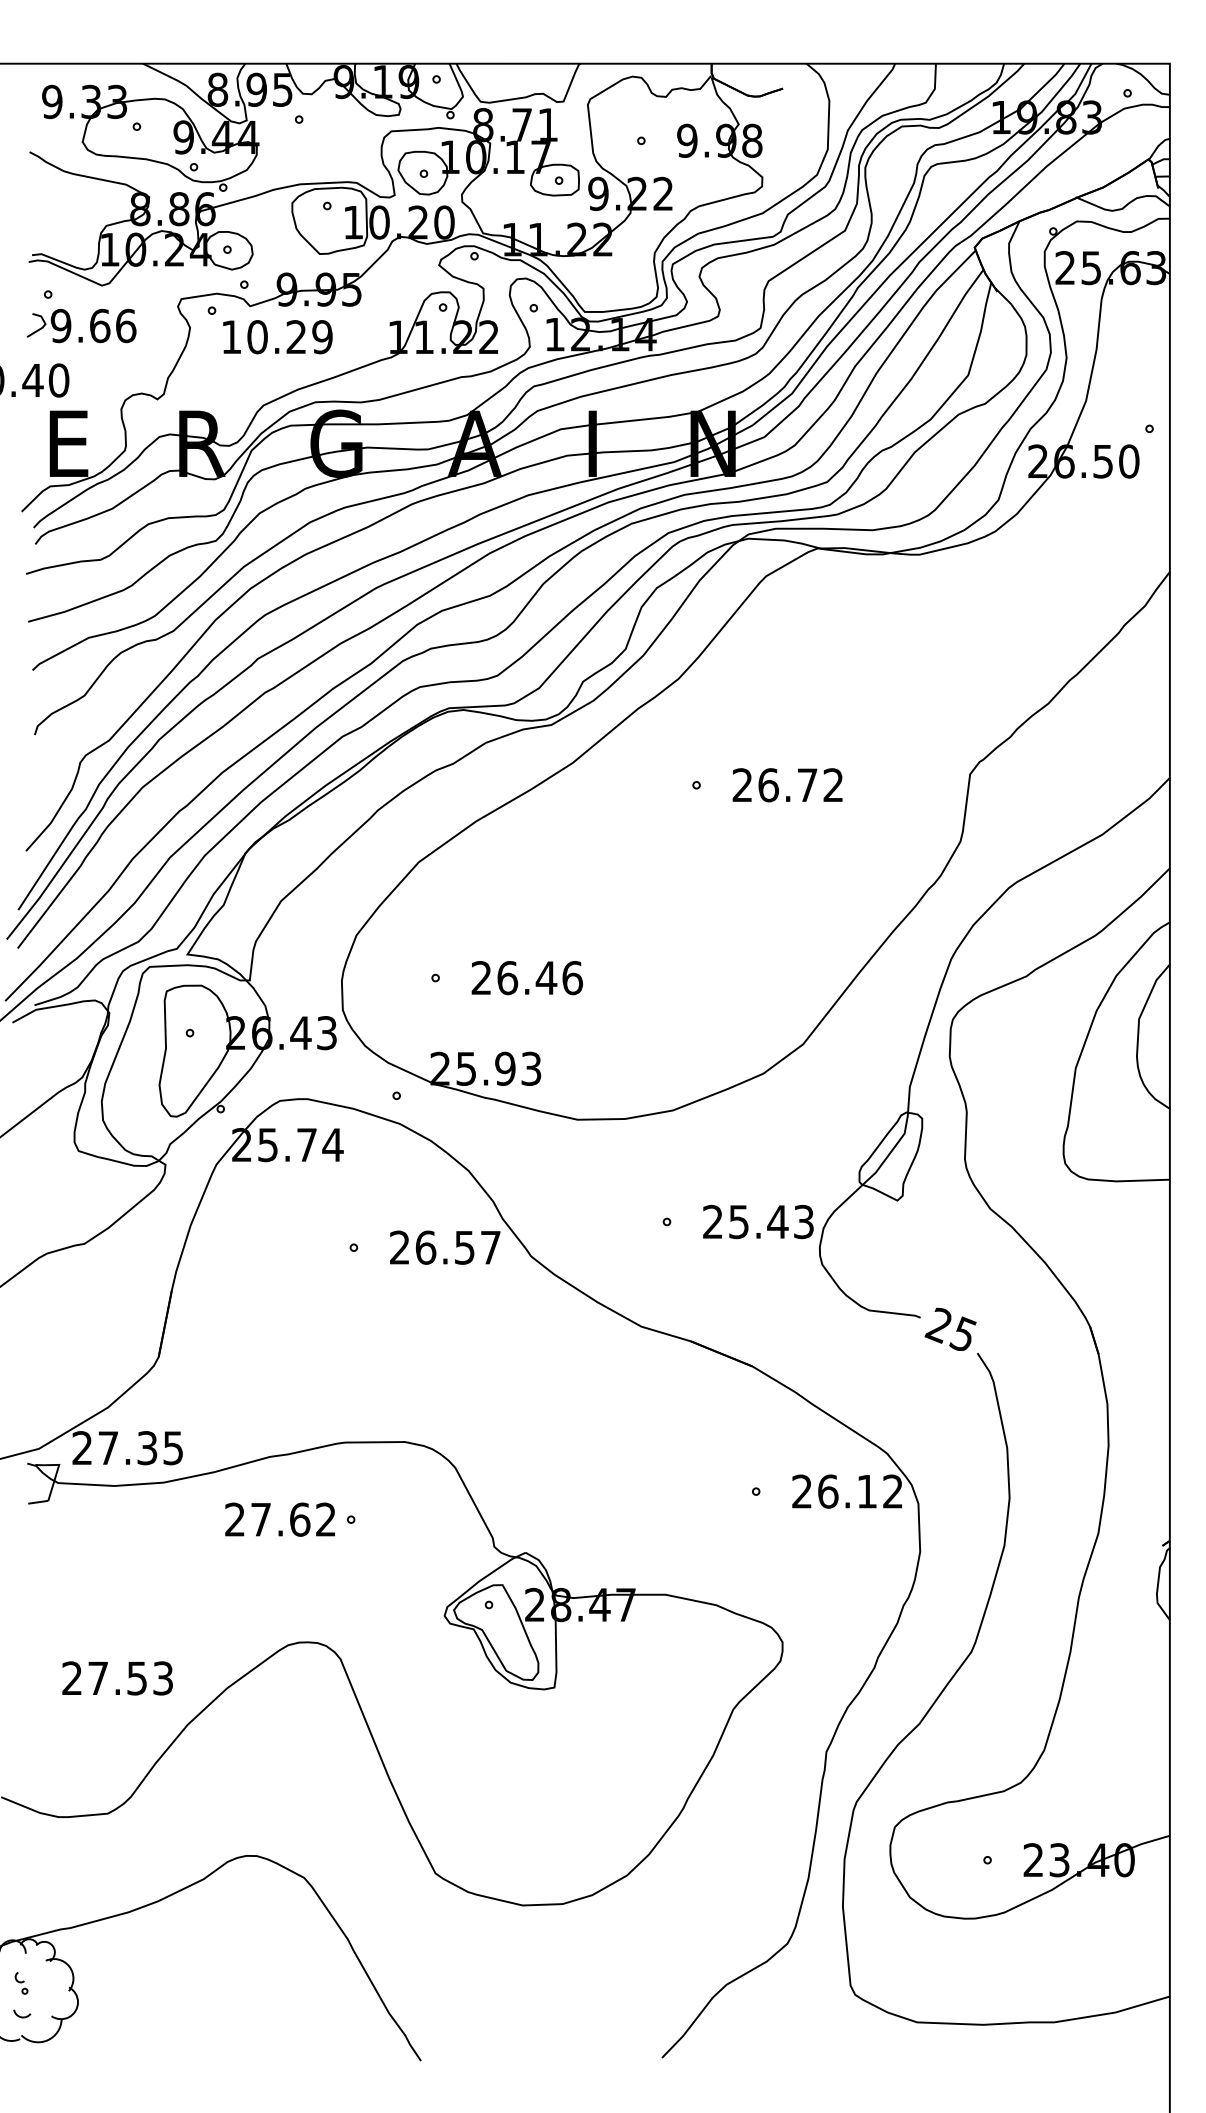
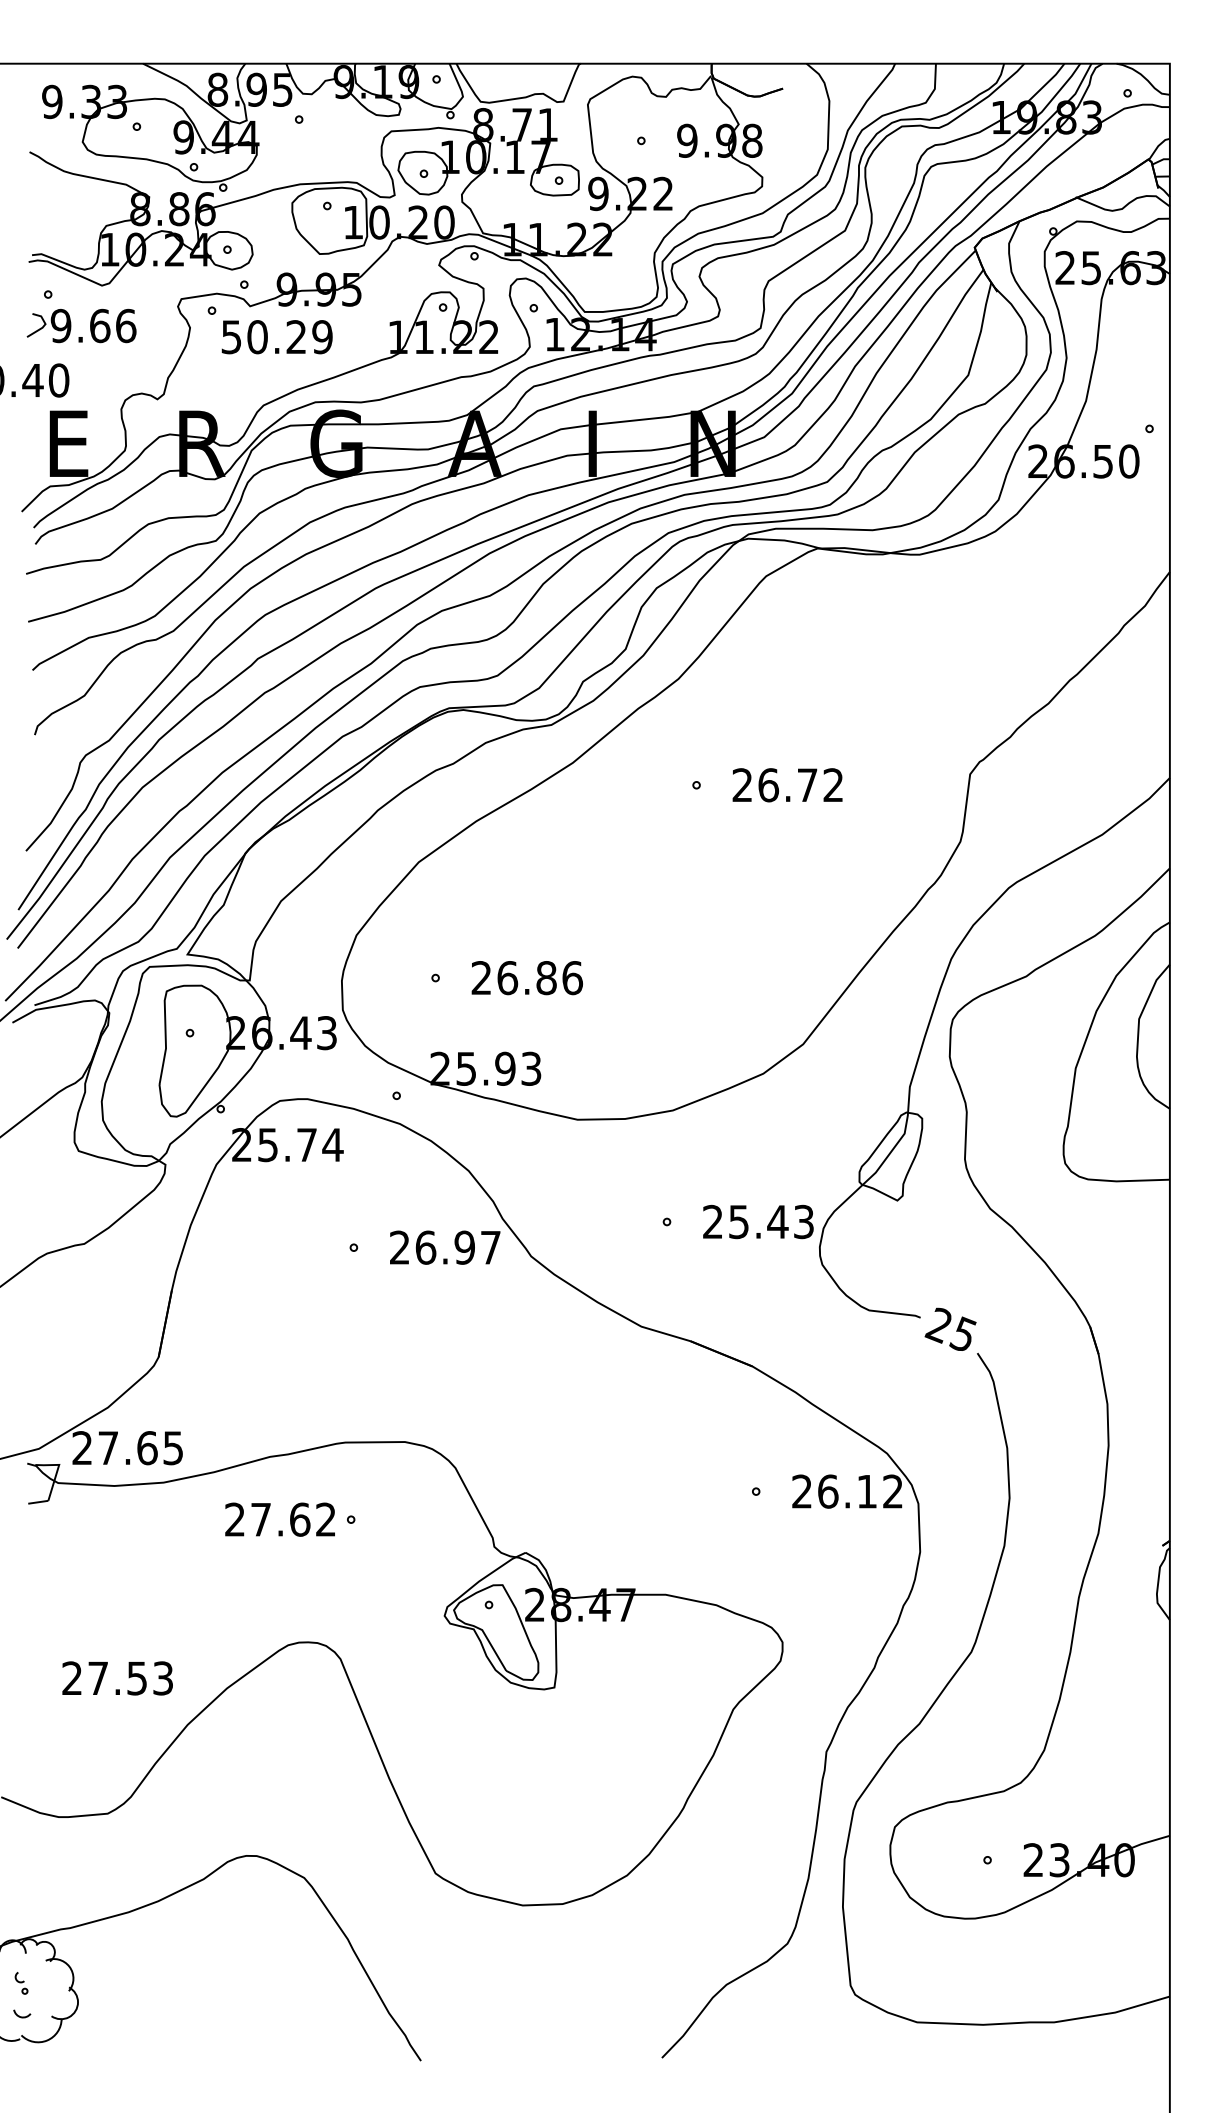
text: 10.29 -> 50.29 (231, 337)
text: 26.46 -> 26.86 (546, 978)
text: 26.57 -> 26.97 (464, 1247)
text: 27.35 -> 27.65 (147, 1448)
